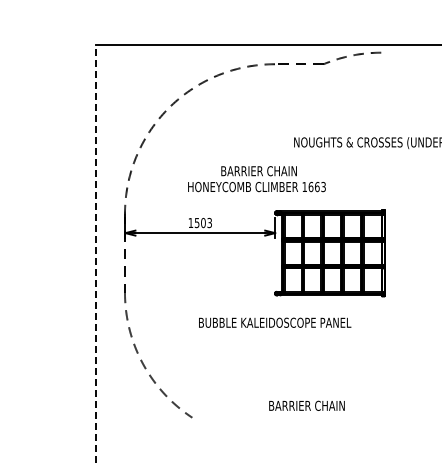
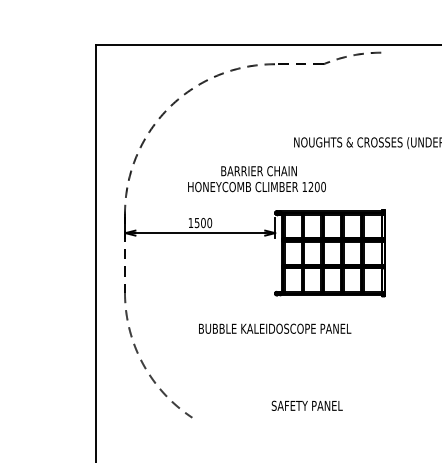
text: 1663 -> 1200 (316, 187)
text: 1503 -> 1500 (209, 223)
line: dashed -> solid (95, 253)
text position: (275, 322) -> (275, 328) (275, 328)
text: BARRIER CHAIN -> SAFETY PANEL (306, 405)
